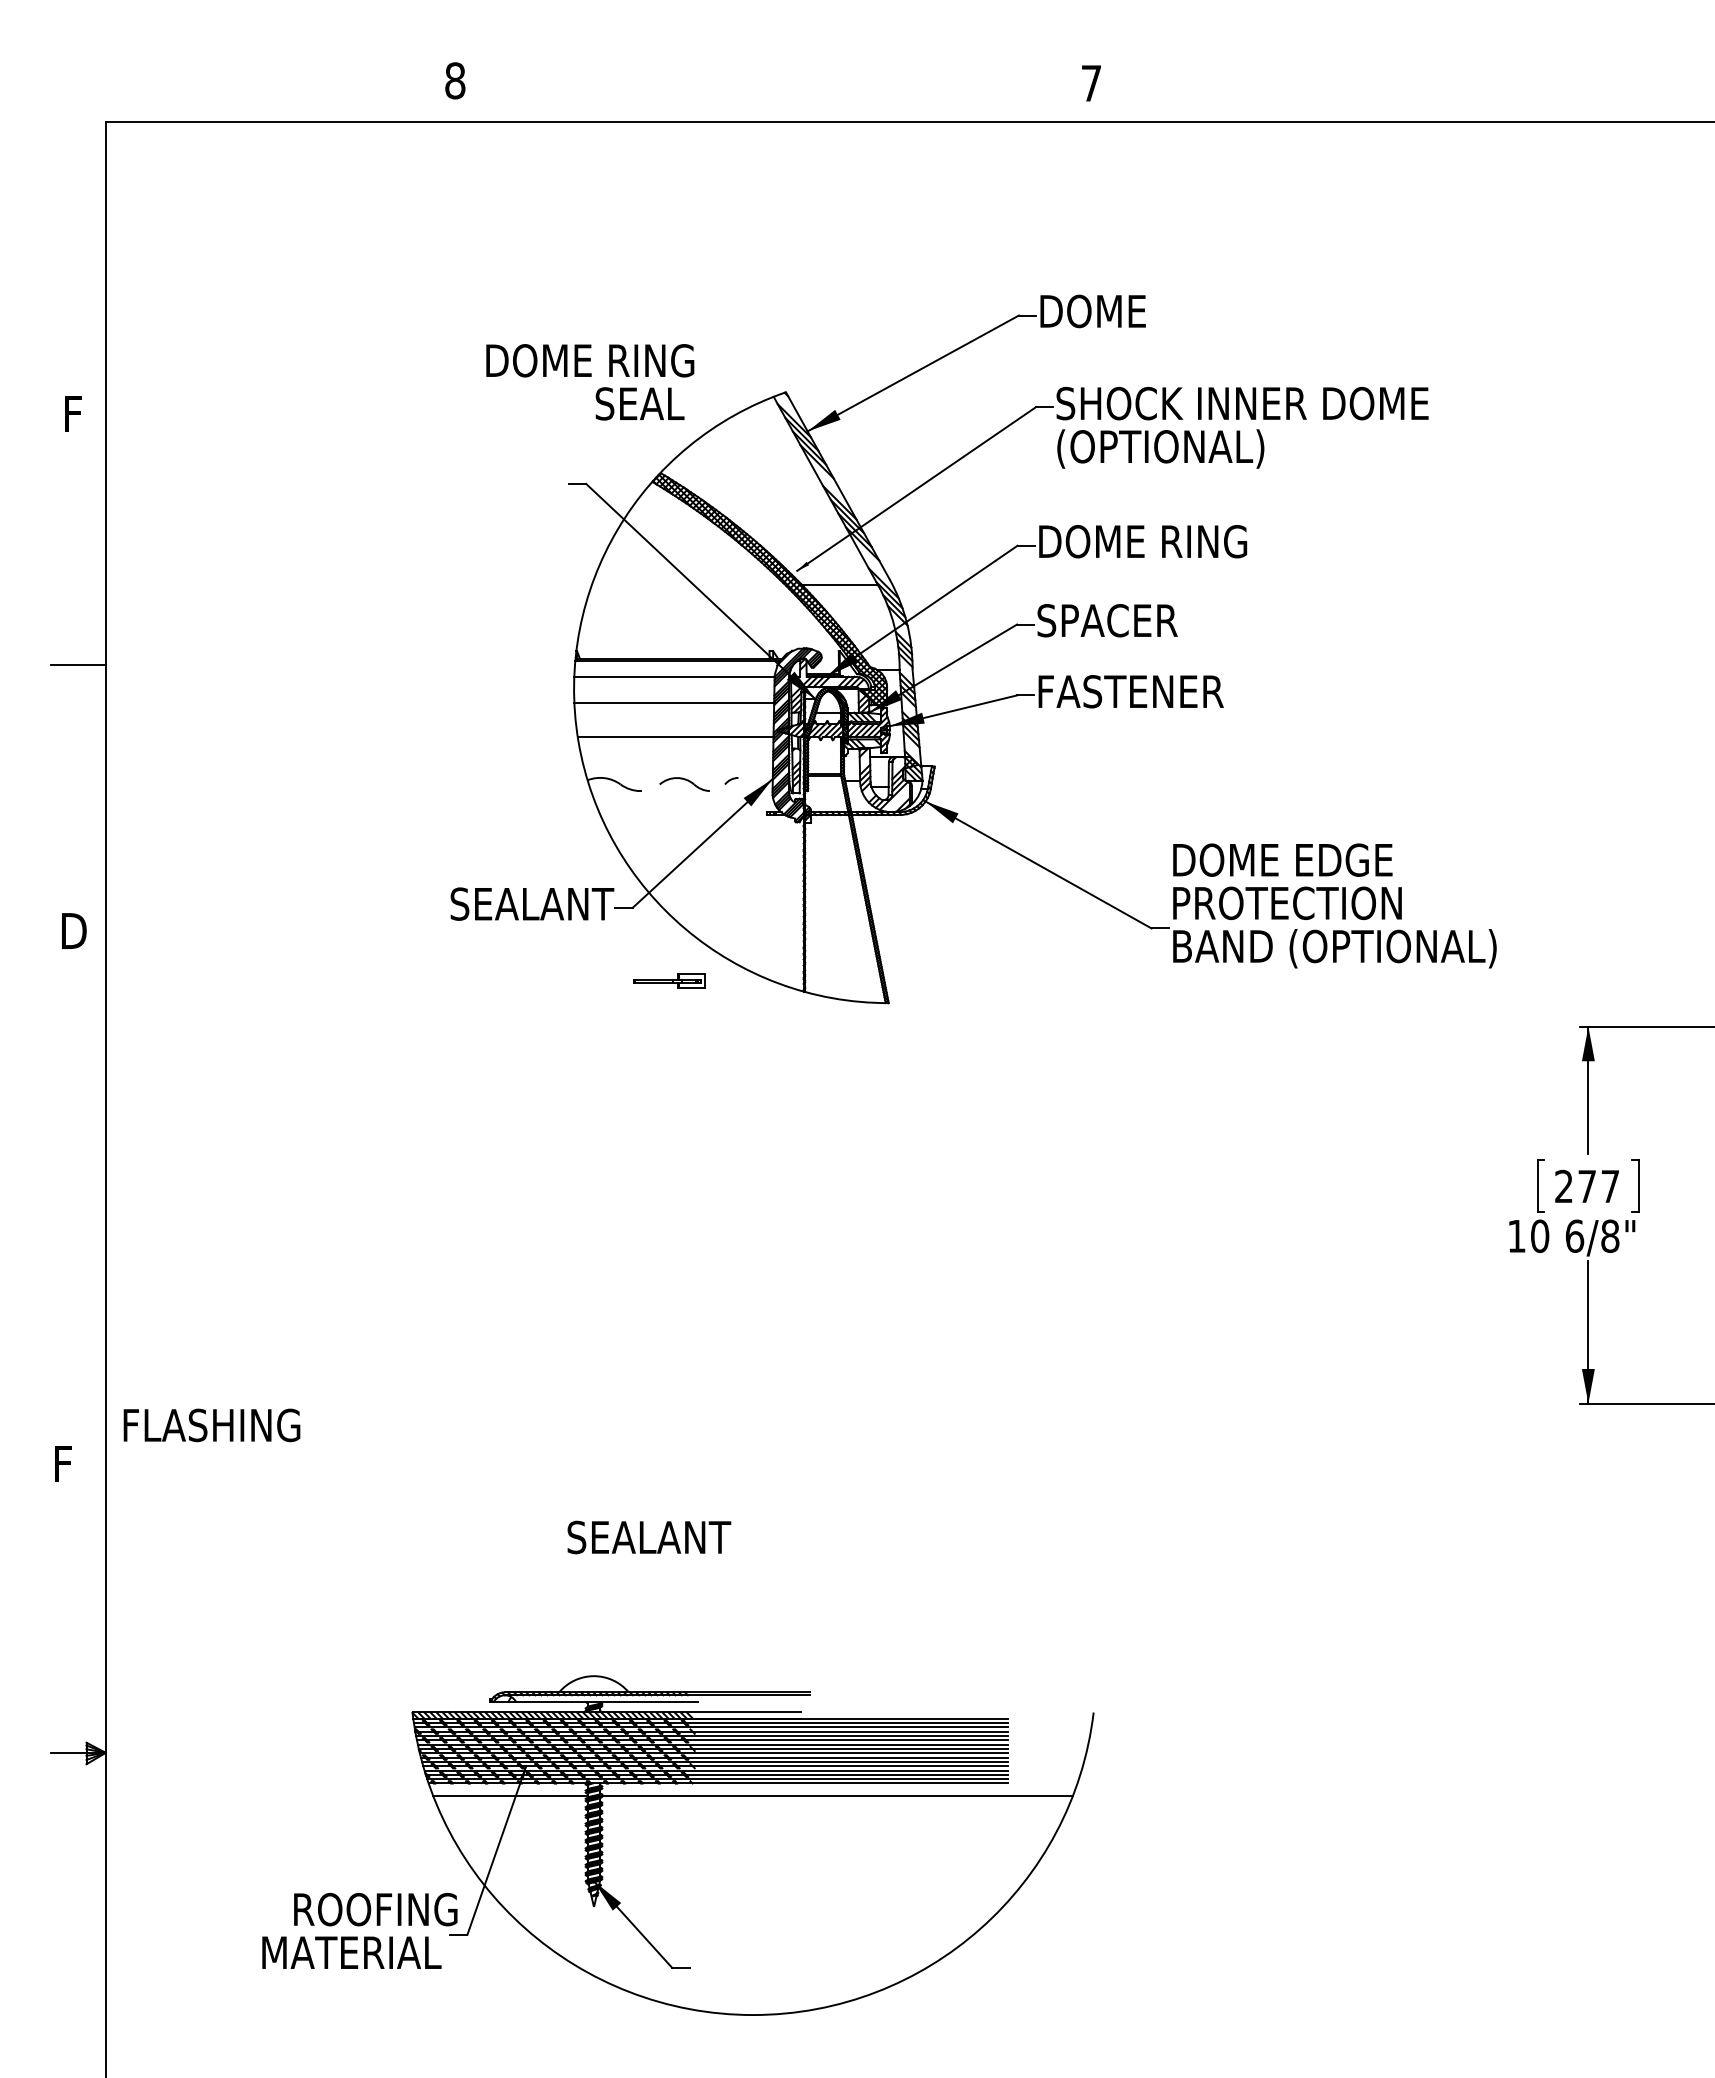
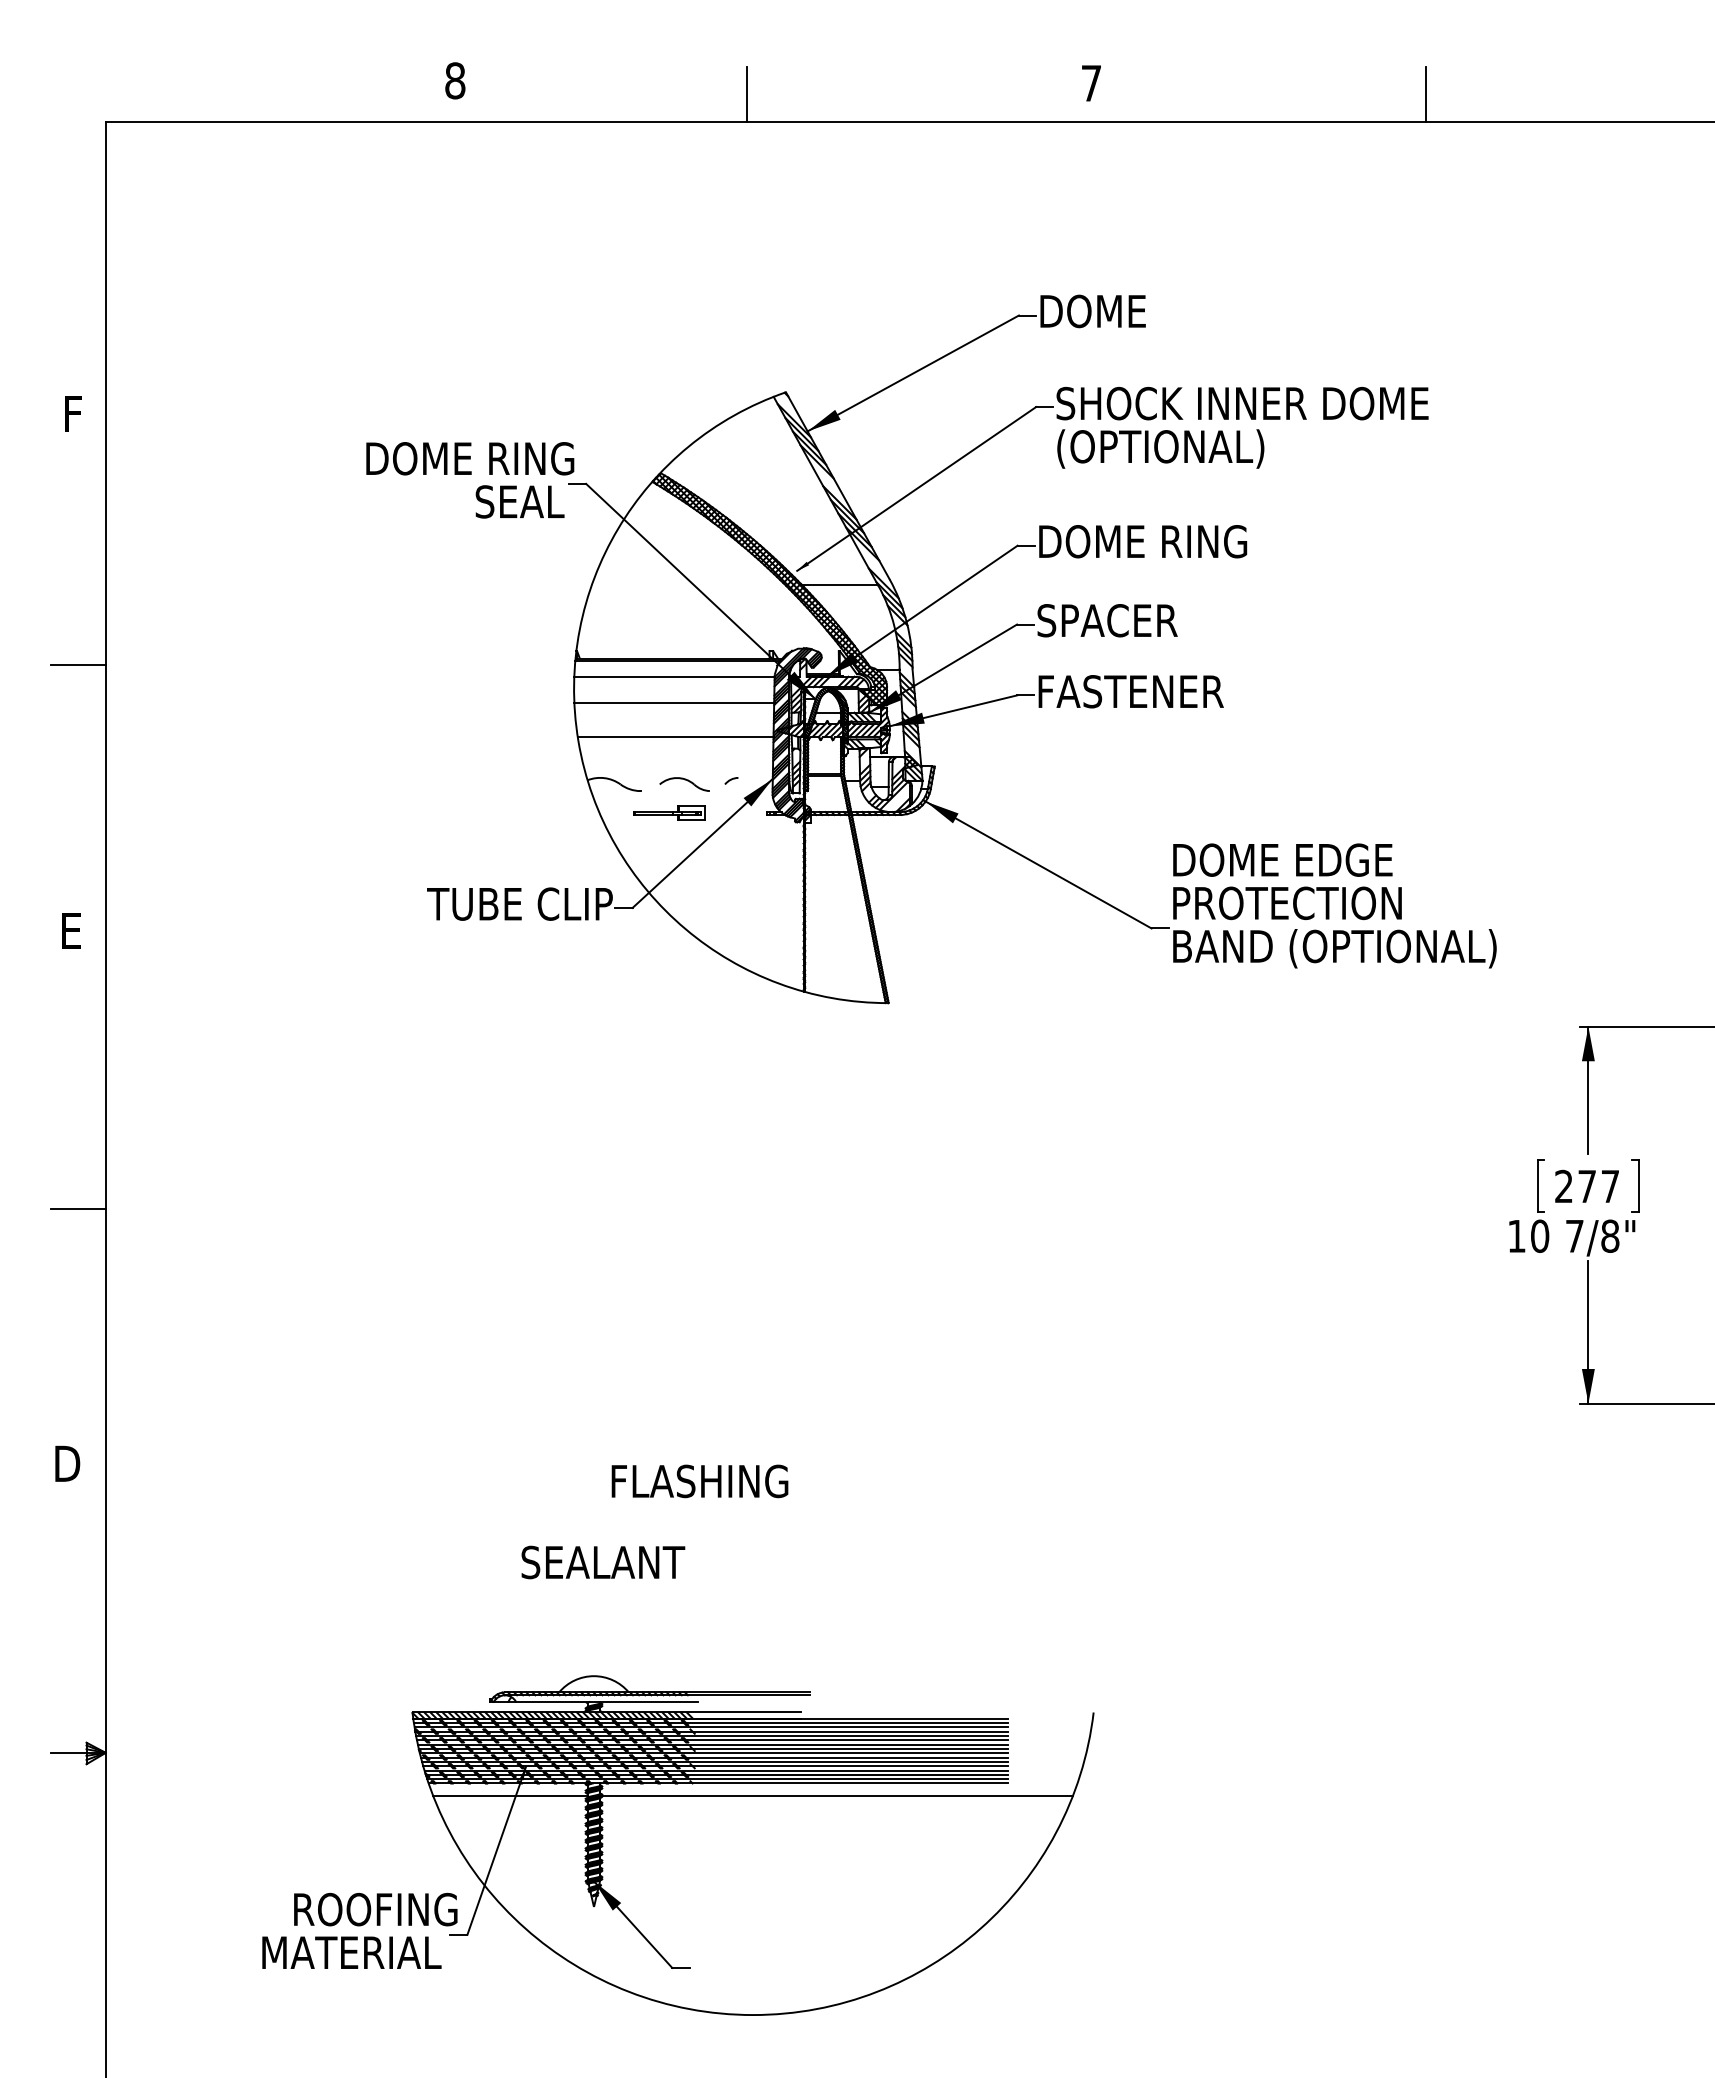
line: none -> present (746, 94)
line: none -> present (1426, 94)
text position: (590, 382) -> (470, 480) (470, 480)
text: SEALANT -> TUBE CLIP (520, 903)
text: D -> E (74, 930)
part position: (669, 980) -> (669, 812) (669, 812)
line: none -> present (78, 1209)
text: 6/8" -> 7/8" (1574, 1235)
text position: (211, 1425) -> (699, 1481) (699, 1481)
text: F -> D (67, 1463)
text position: (649, 1537) -> (603, 1562) (603, 1562)
